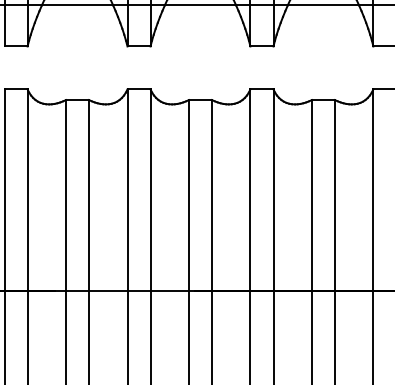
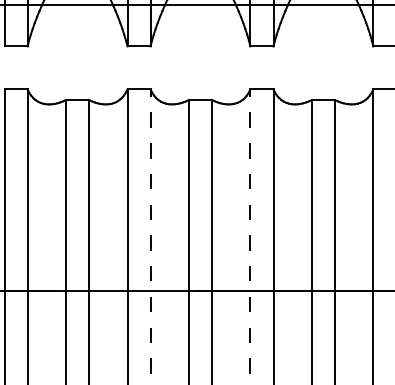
line: solid -> dashed (150, 236)
line: solid -> dashed (250, 236)
